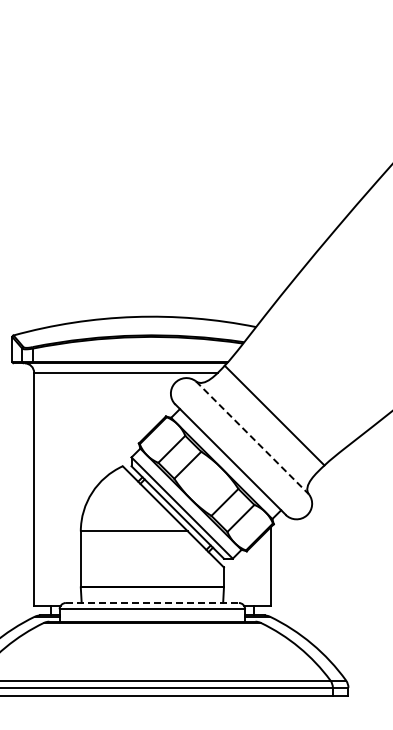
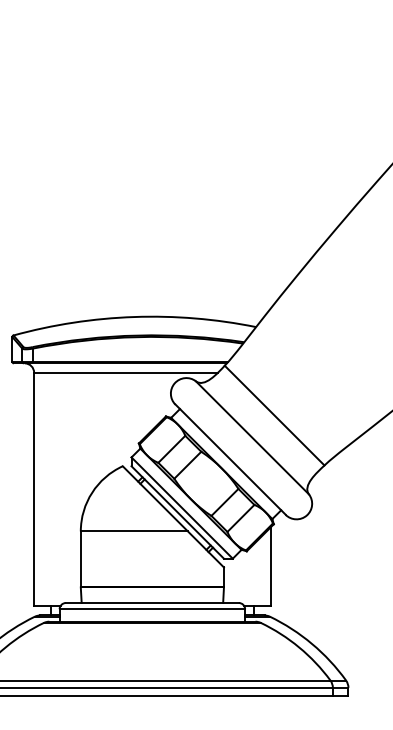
line: dashed -> solid (252, 438)
line: dashed -> solid (152, 603)
